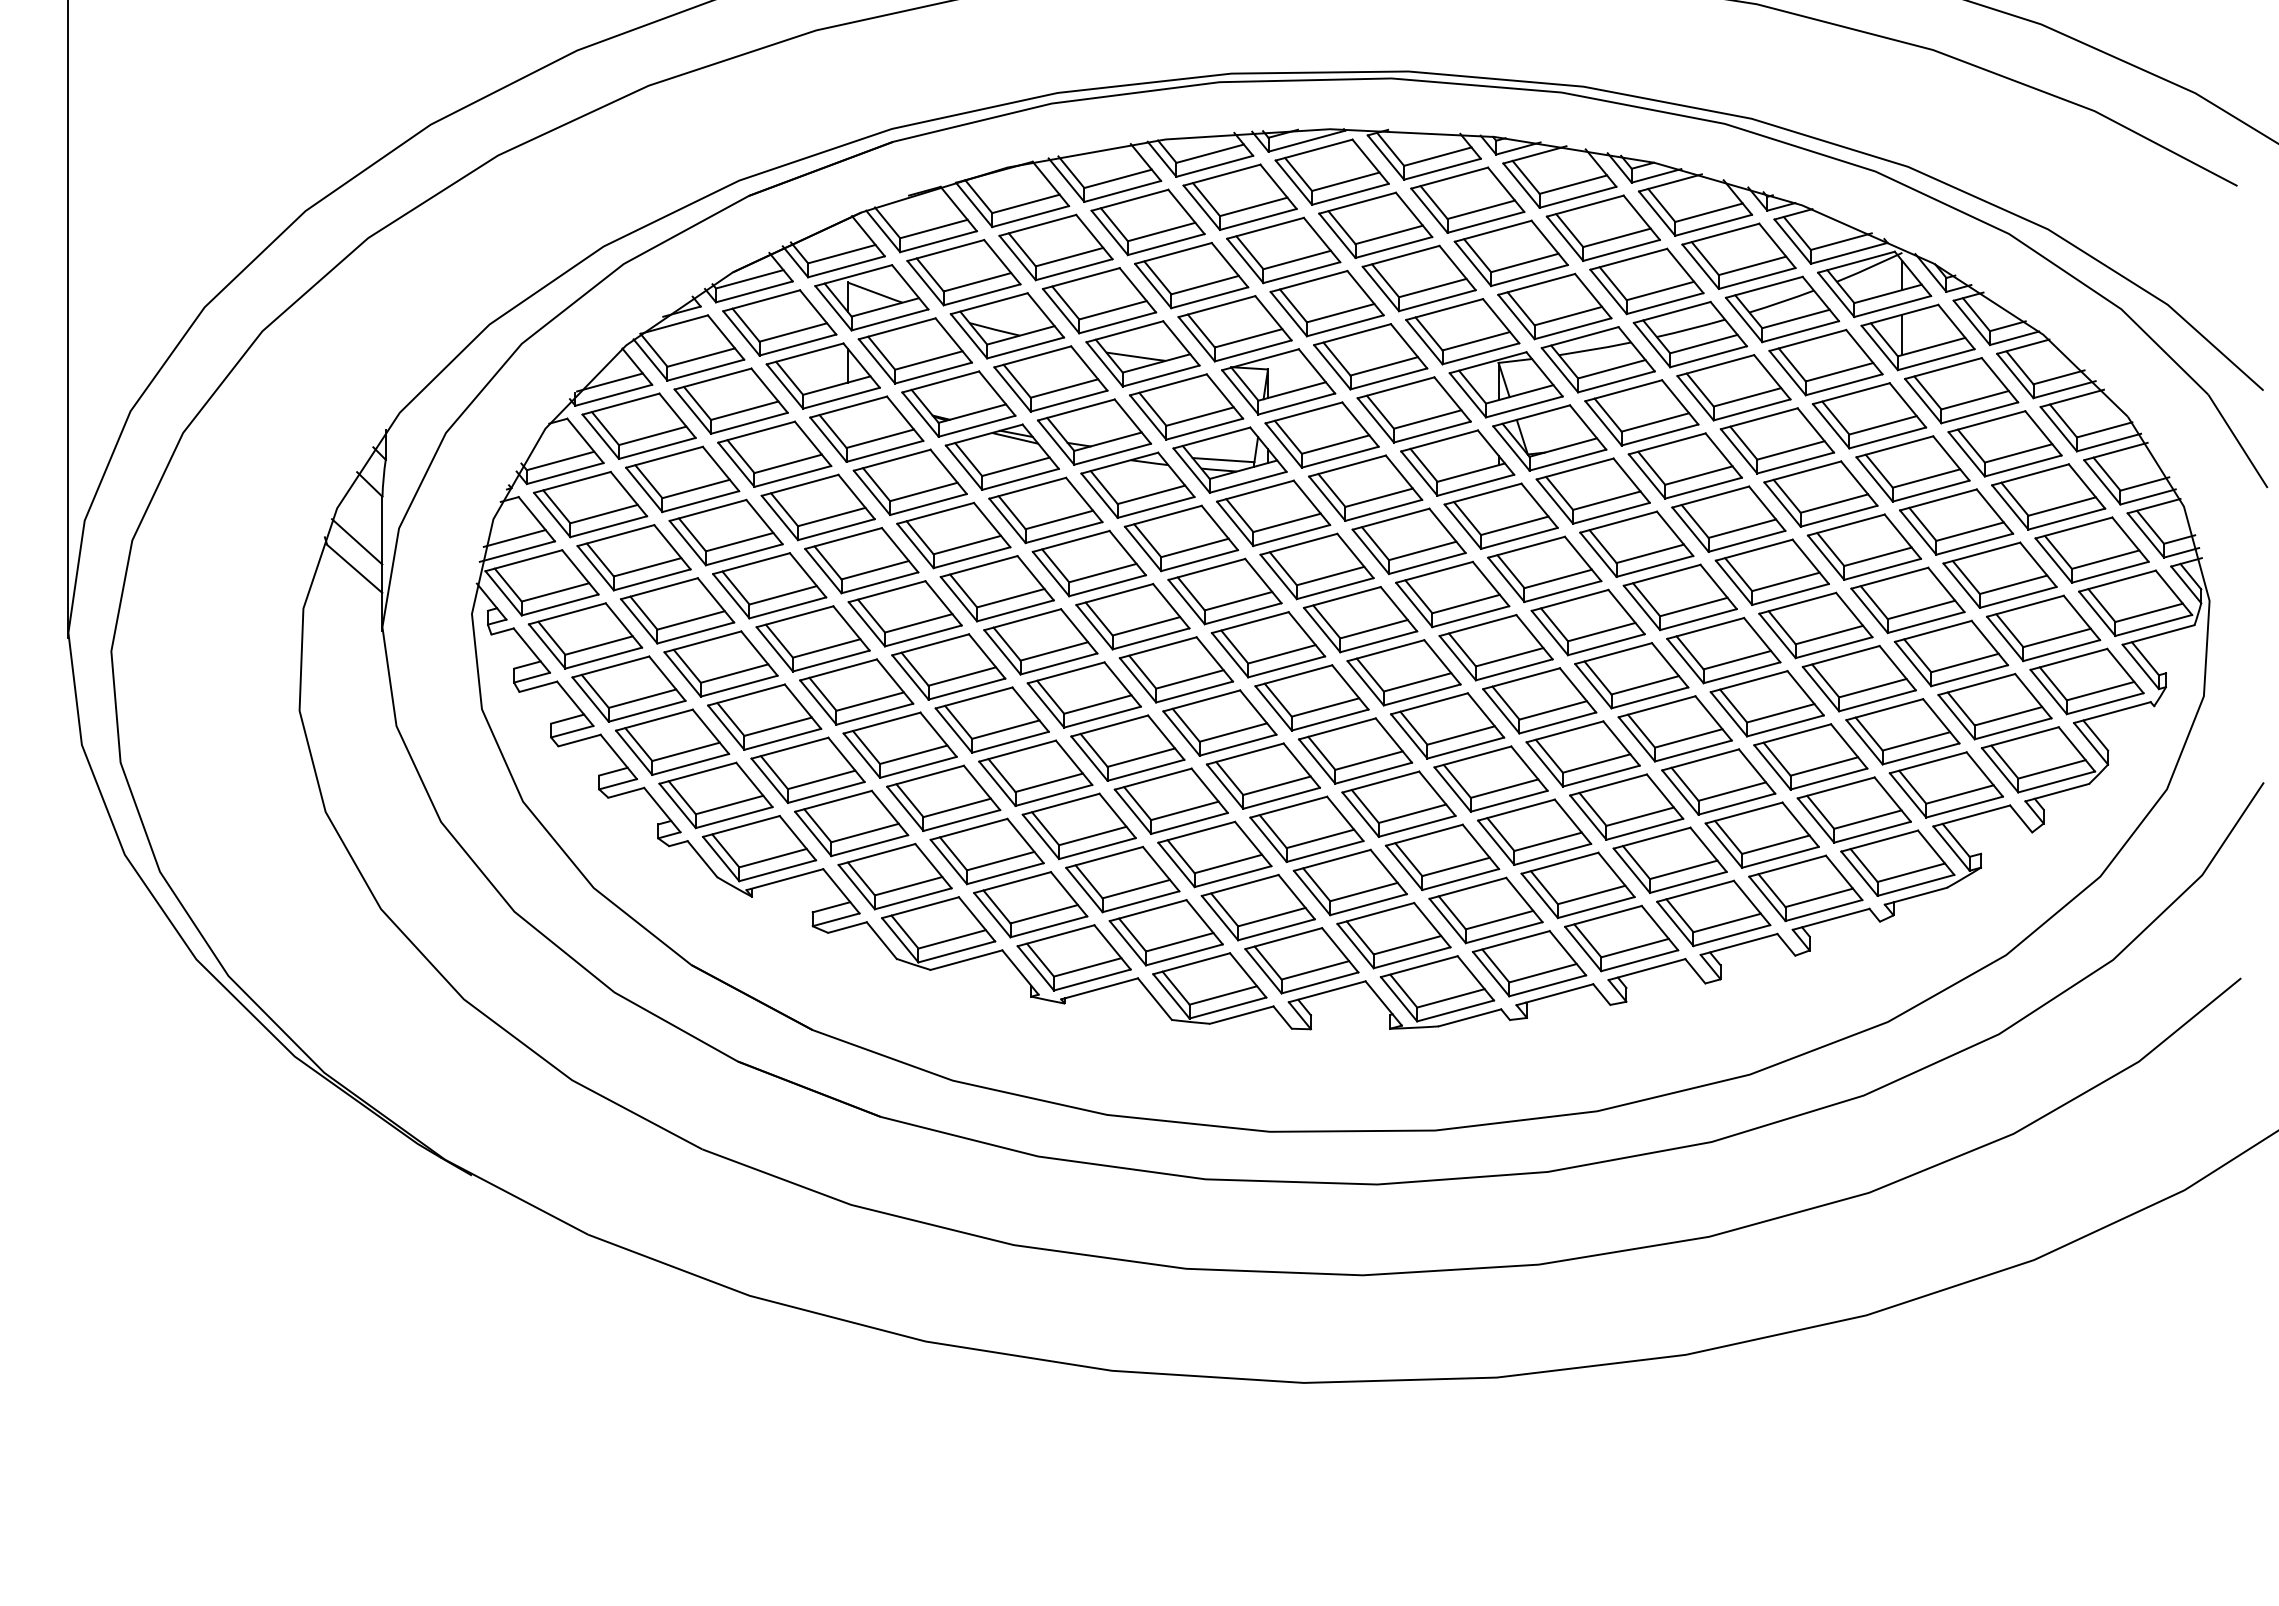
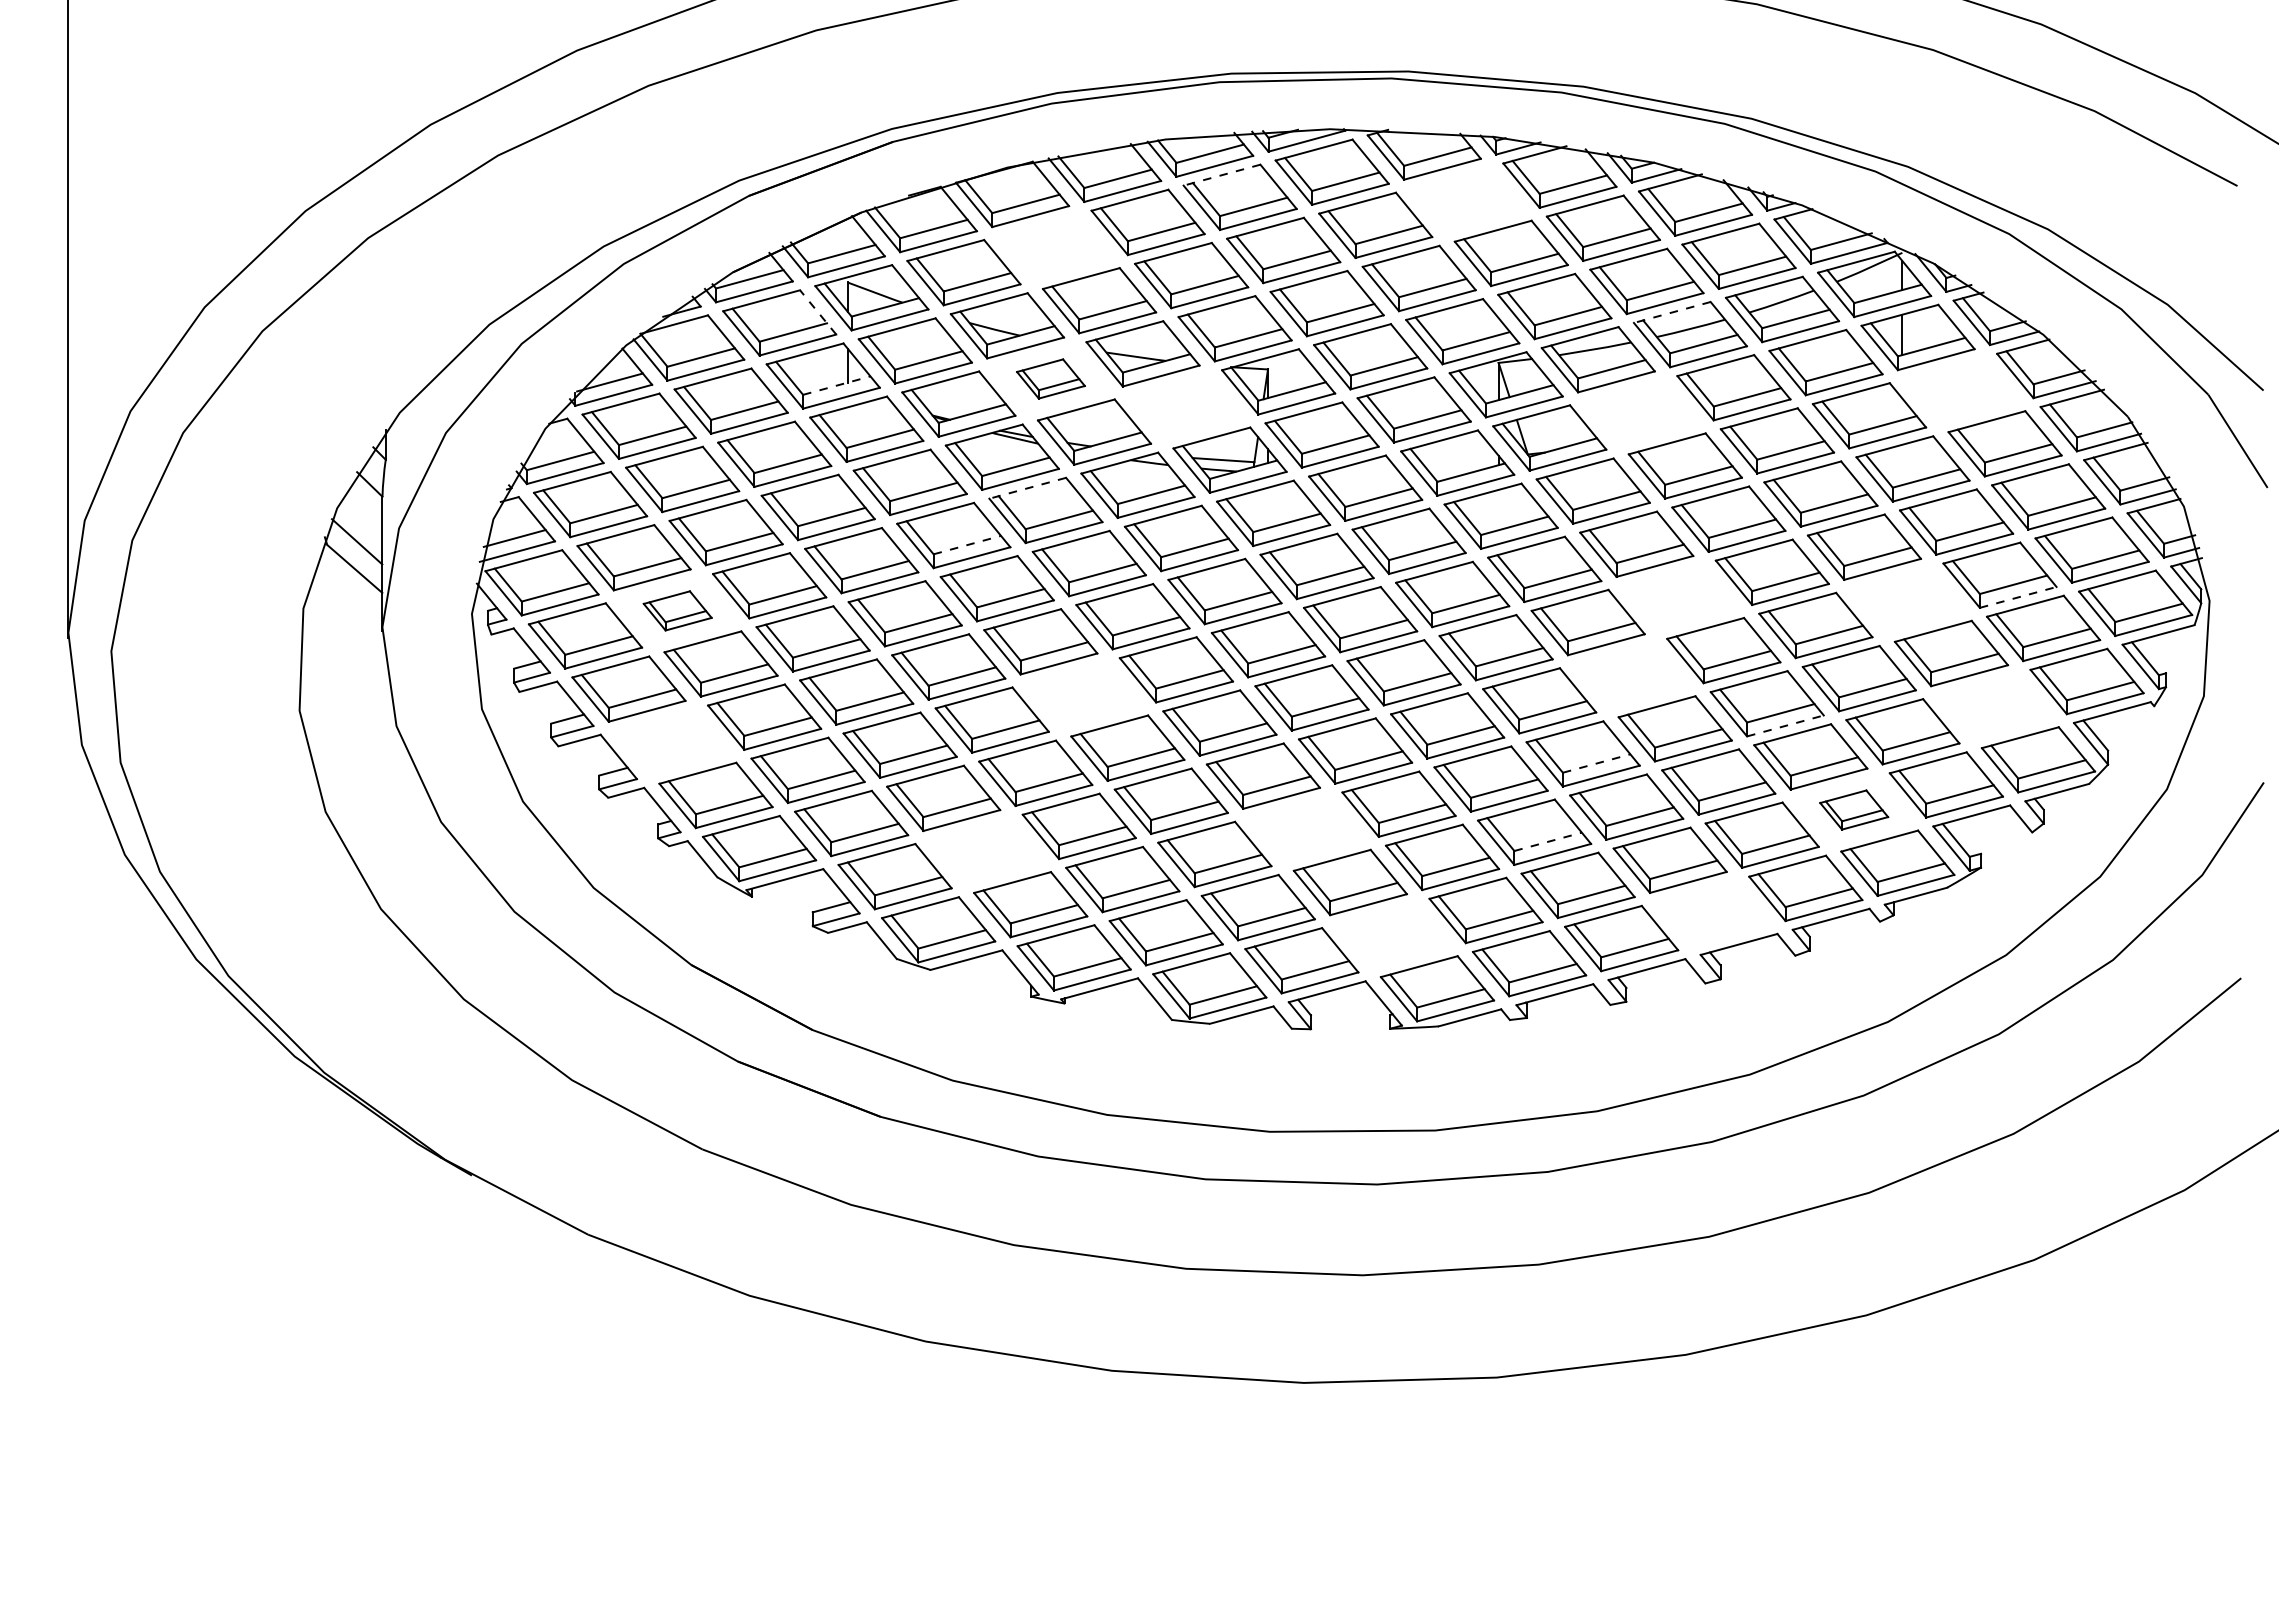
line: solid -> dashed (1222, 175)
part: present -> none (1467, 199)
part: present -> none (1055, 247)
line: solid -> dashed (818, 312)
line: solid -> dashed (1672, 312)
part size: 116x68 px -> 70x42 px (1050, 378)
line: solid -> dashed (836, 385)
part: present -> none (1961, 390)
part: present -> none (1186, 406)
part: present -> none (1641, 412)
line: solid -> dashed (1027, 488)
line: solid -> dashed (967, 545)
part: present -> none (1679, 597)
line: solid -> dashed (2018, 597)
part: present -> none (1907, 600)
part size: 116x68 px -> 71x42 px (677, 610)
part: present -> none (1631, 675)
part: present -> none (1083, 694)
part: present -> none (1994, 706)
line: solid -> dashed (1785, 725)
part: present -> none (672, 741)
line: solid -> dashed (1596, 763)
part size: 116x68 px -> 71x42 px (1854, 809)
part: present -> none (1306, 829)
line: solid -> dashed (1548, 841)
part: present -> none (986, 851)
part: present -> none (1713, 913)
part: present -> none (1393, 935)
